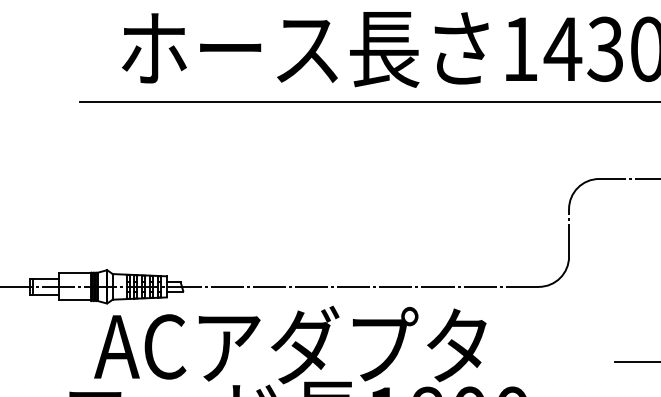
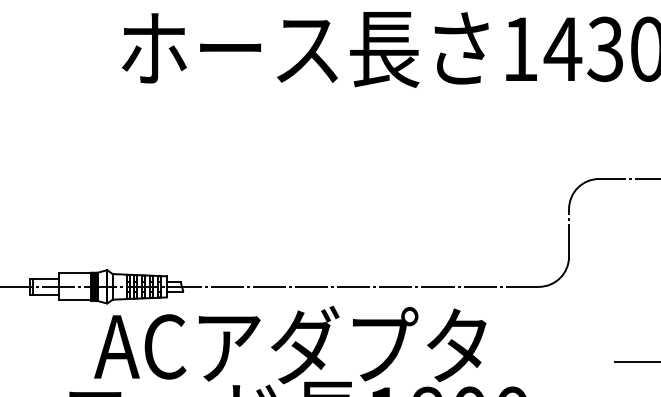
line: present -> none (368, 102)
